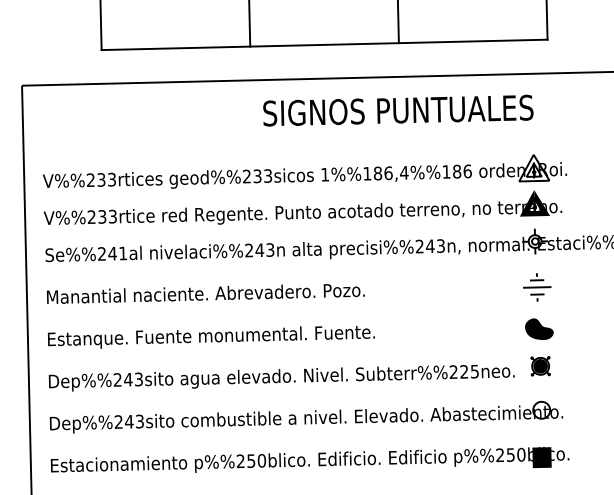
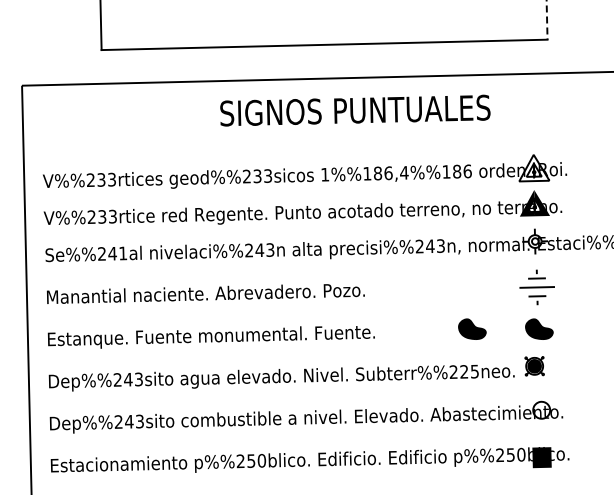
line: solid -> dashed (547, 20)
line: present -> none (397, 22)
line: present -> none (249, 24)
text position: (398, 110) -> (355, 110) (355, 110)
part size: 29x29 px -> 36x37 px (536, 287)
part: none -> present (472, 328)
part position: (540, 366) -> (534, 366) (534, 366)
